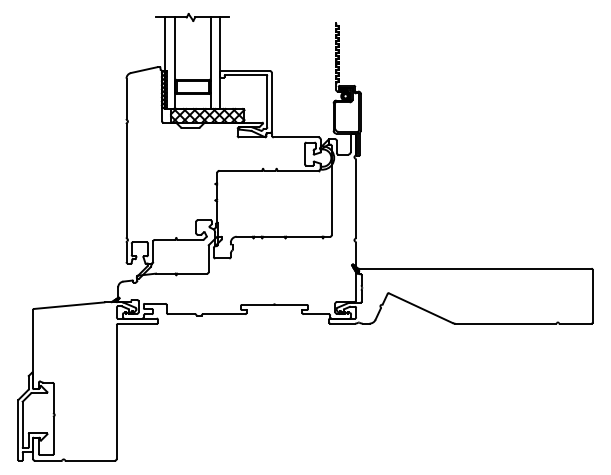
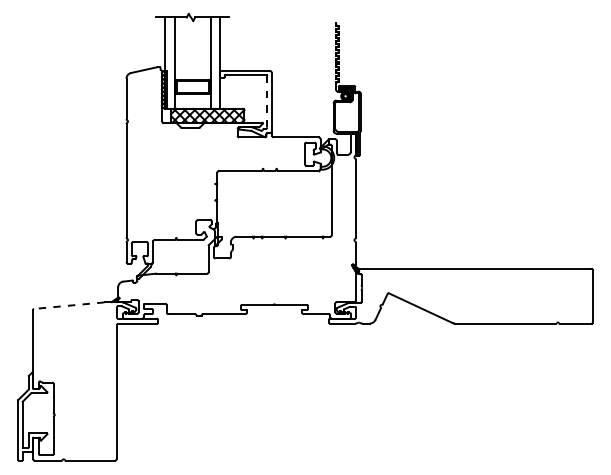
line: solid -> dashed (267, 101)
line: solid -> dashed (68, 305)
